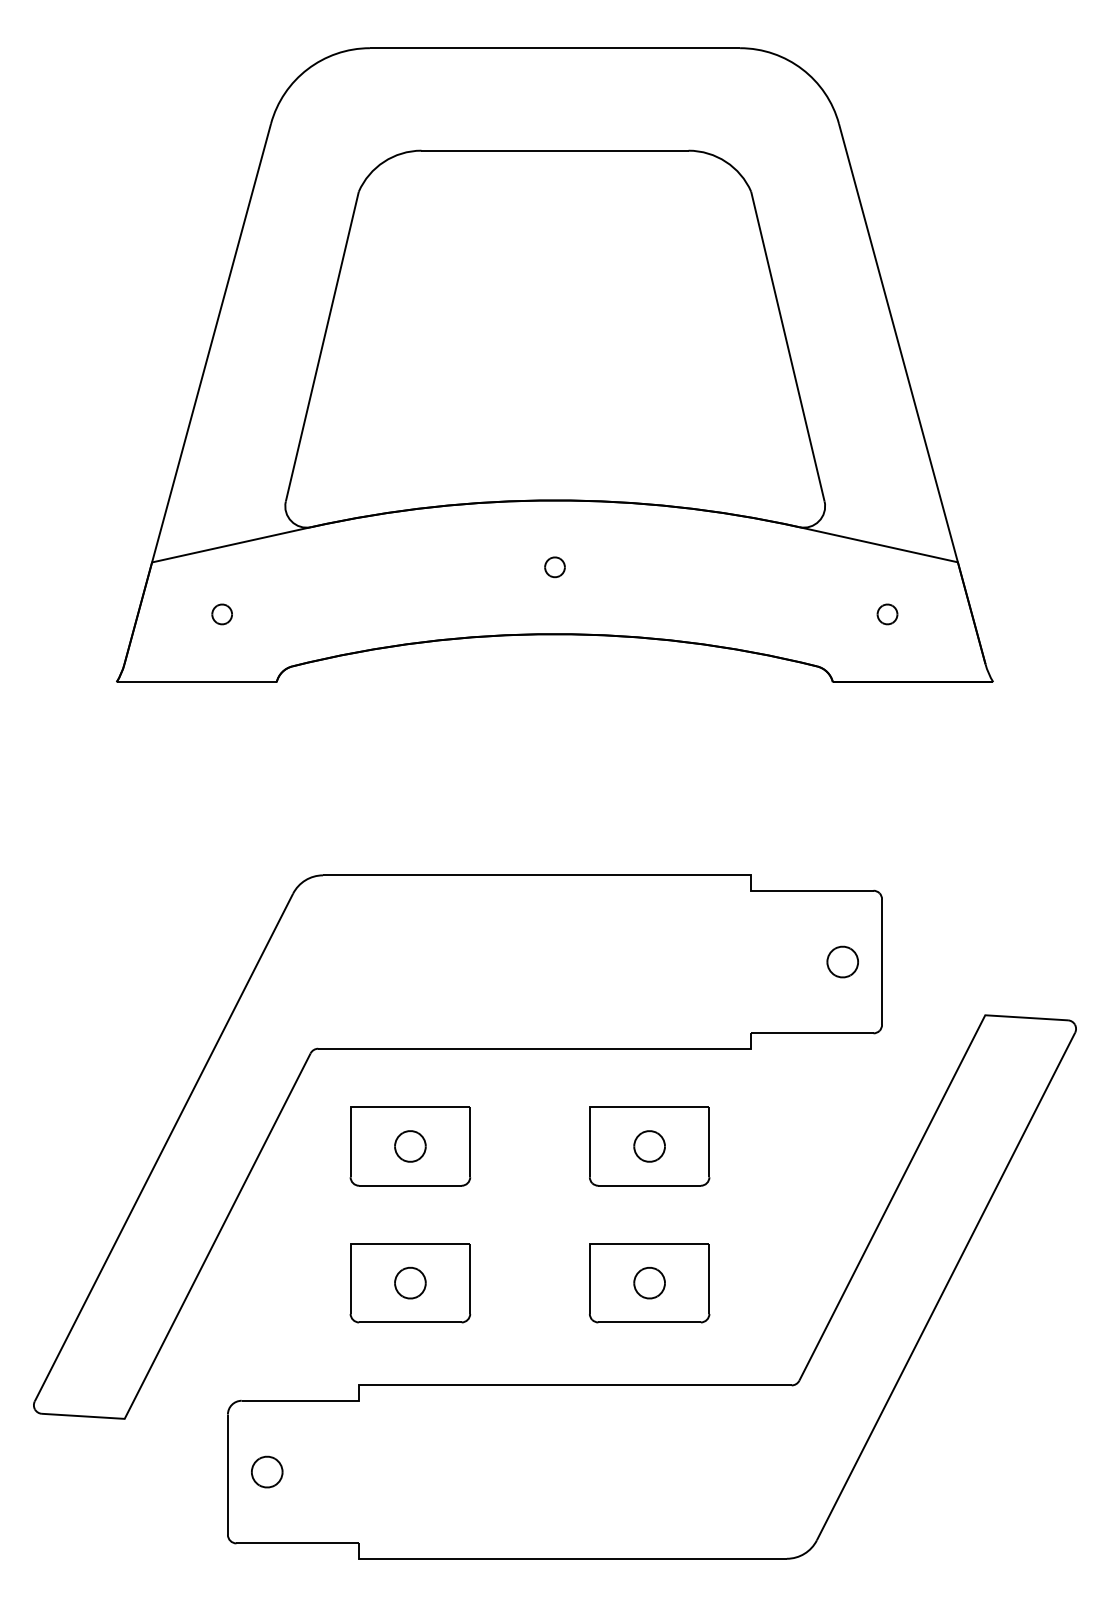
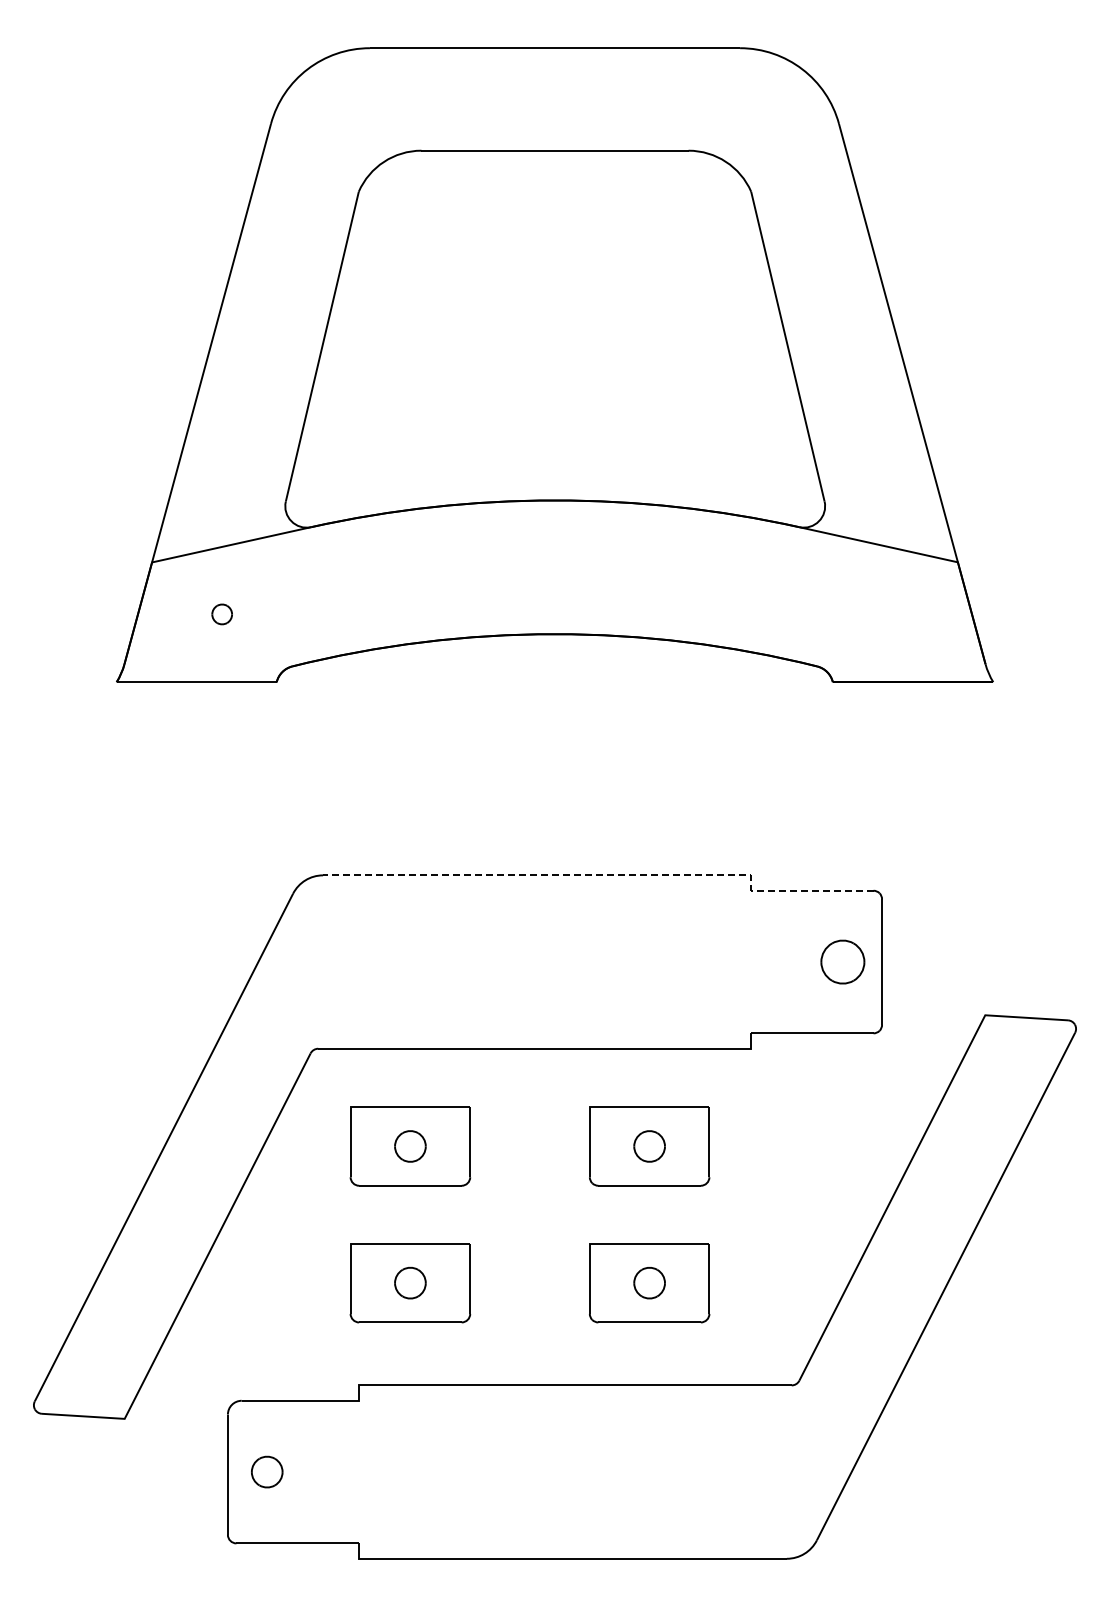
part: present -> none (554, 567)
part: present -> none (887, 614)
line: solid -> dashed (607, 875)
part size: 33x34 px -> 46x46 px (842, 961)
